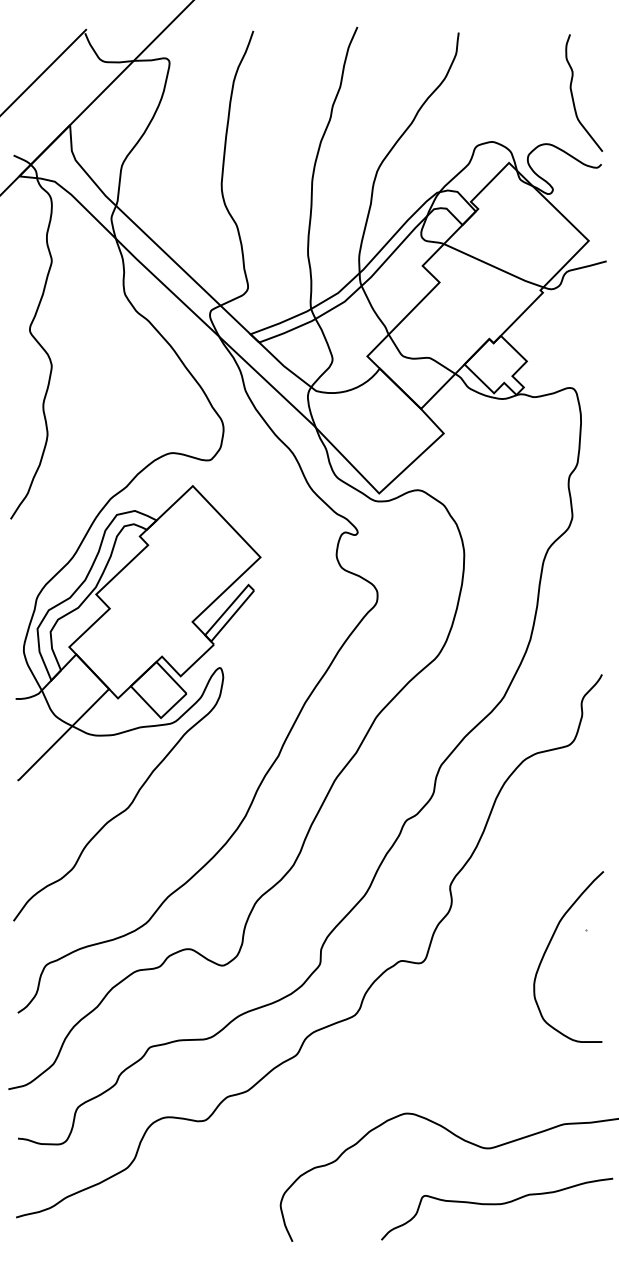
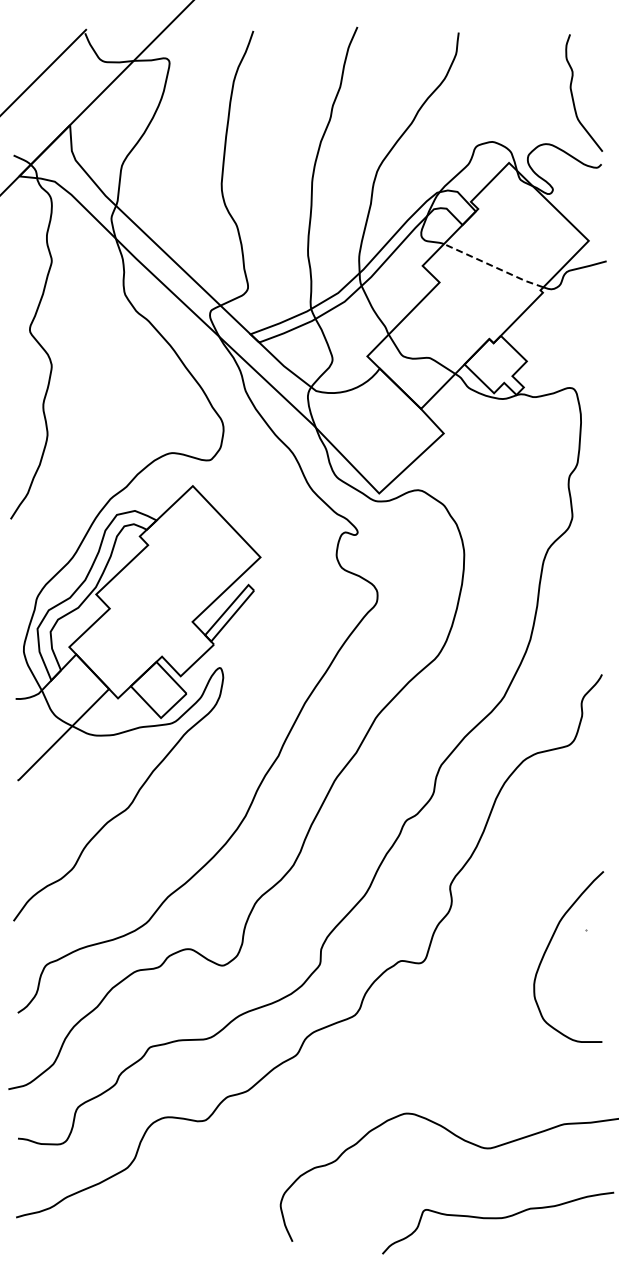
line: solid -> dashed (493, 266)
curve position: (497, 1205) -> (498, 1219) (498, 1219)
